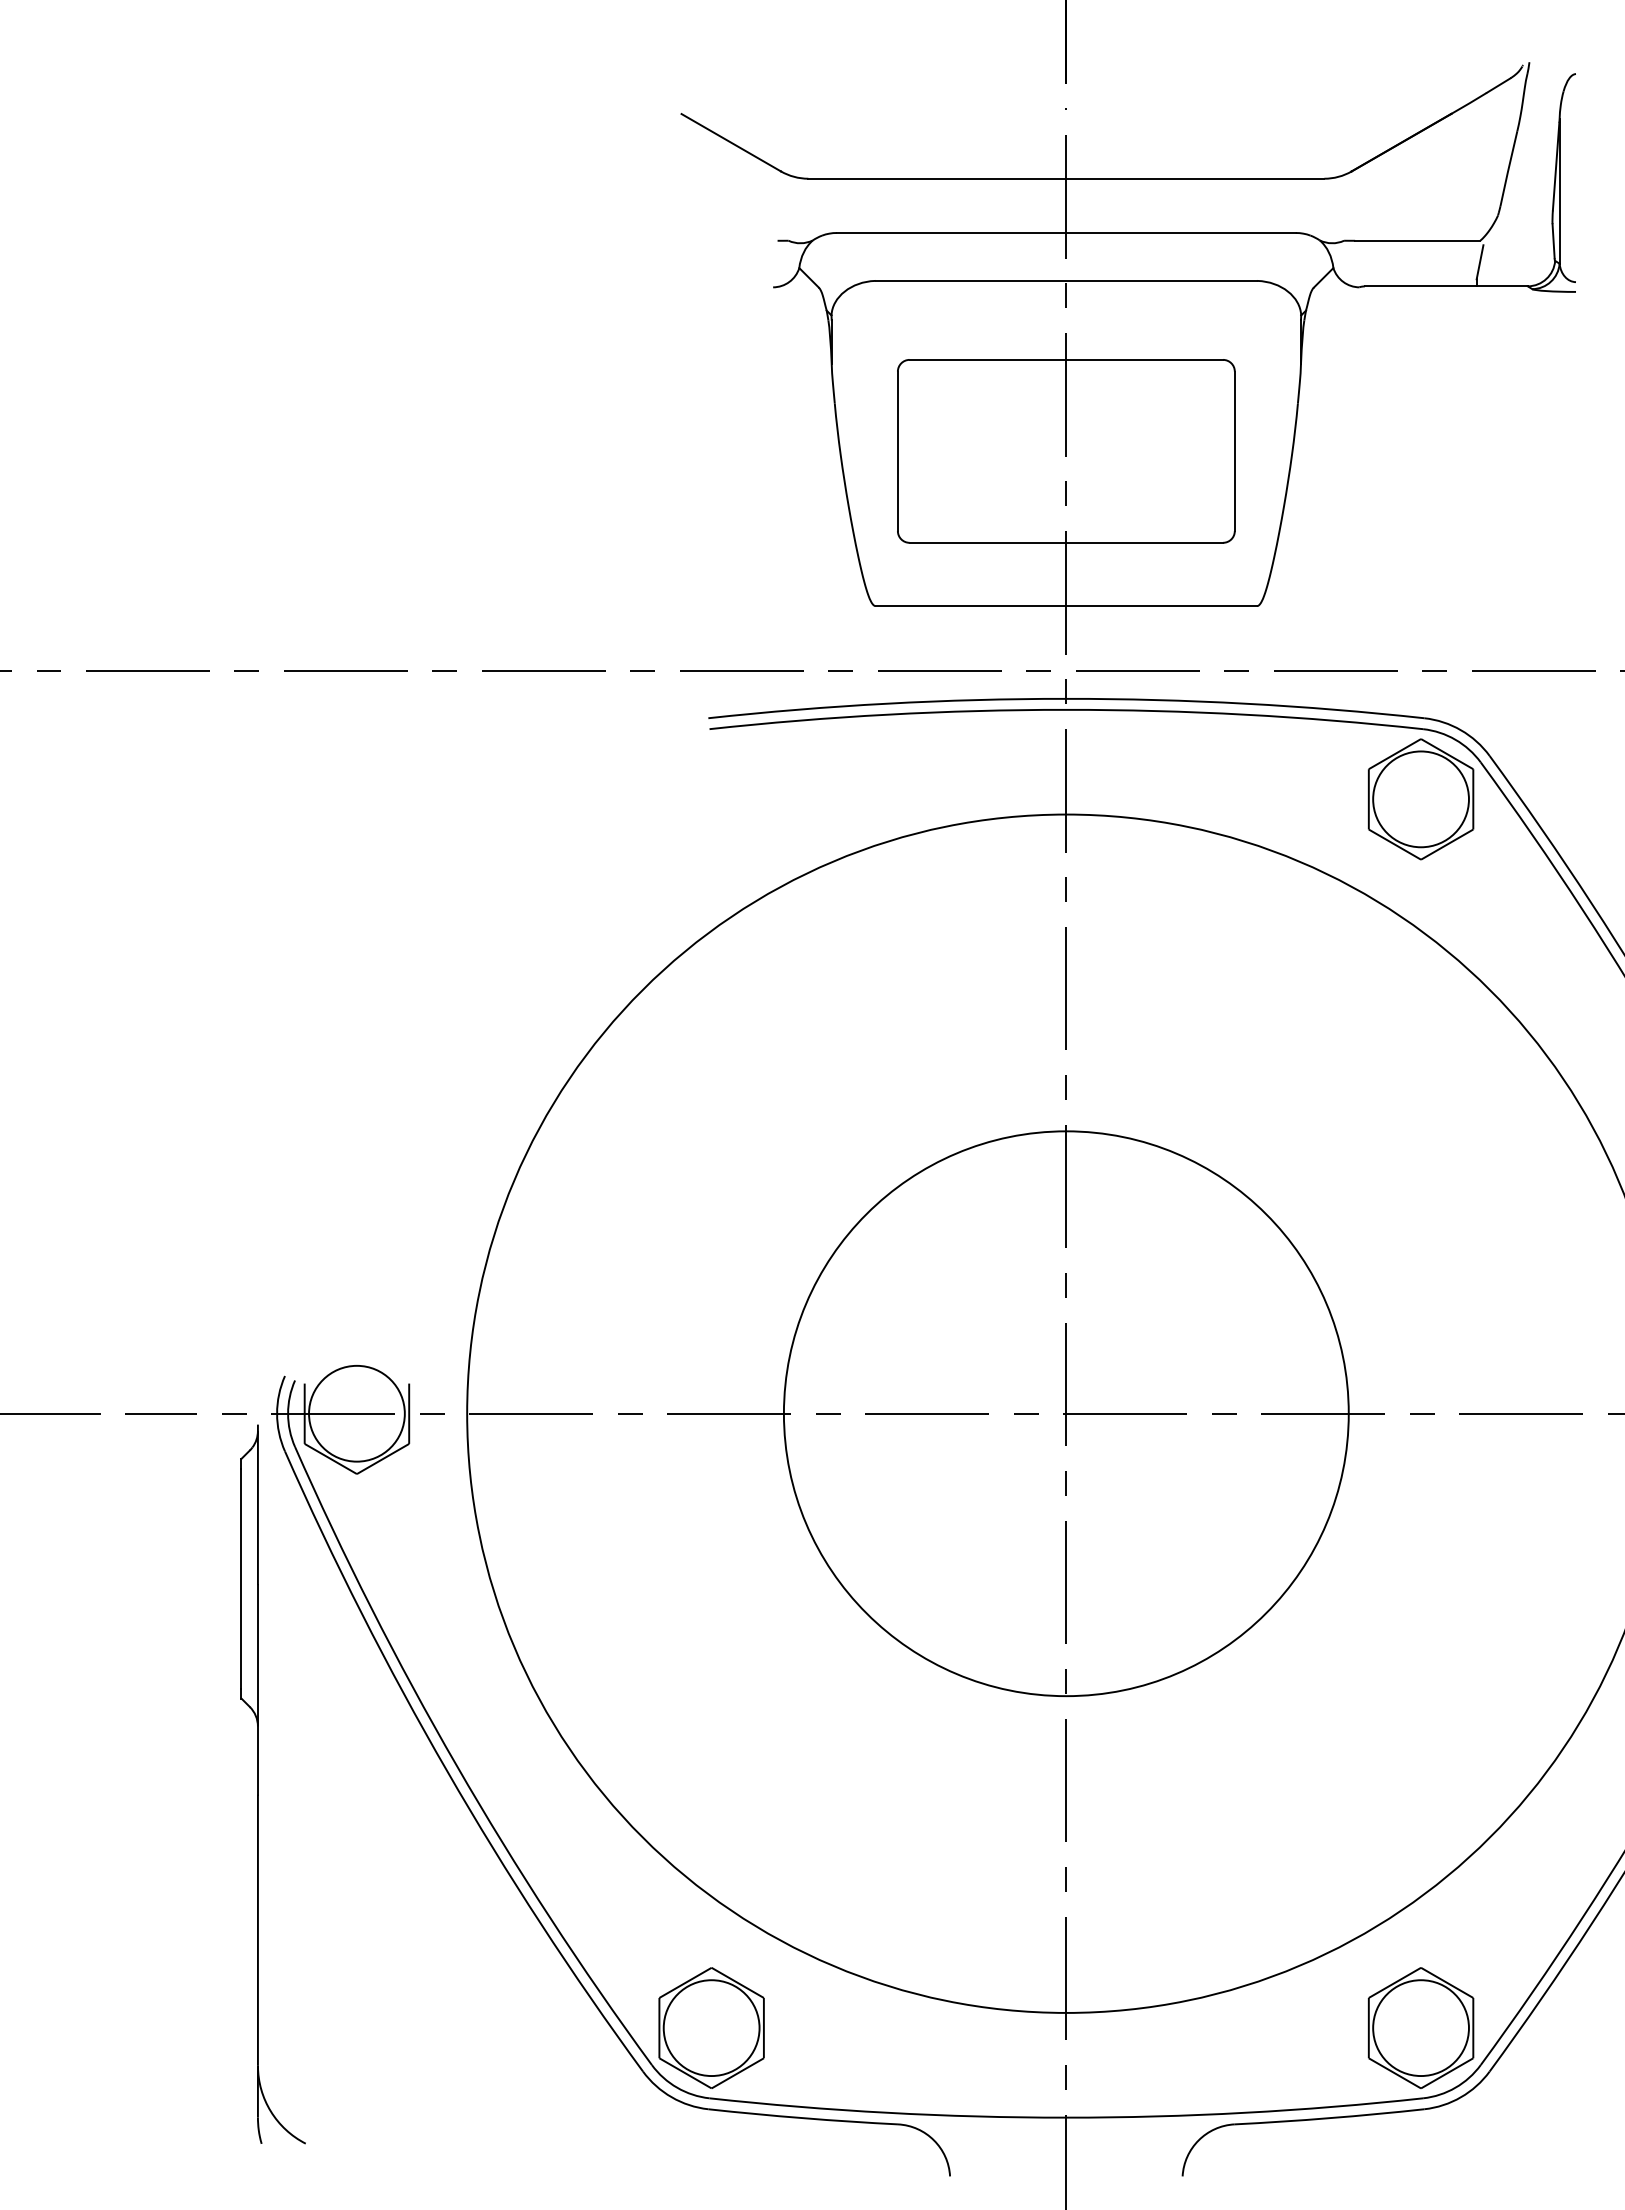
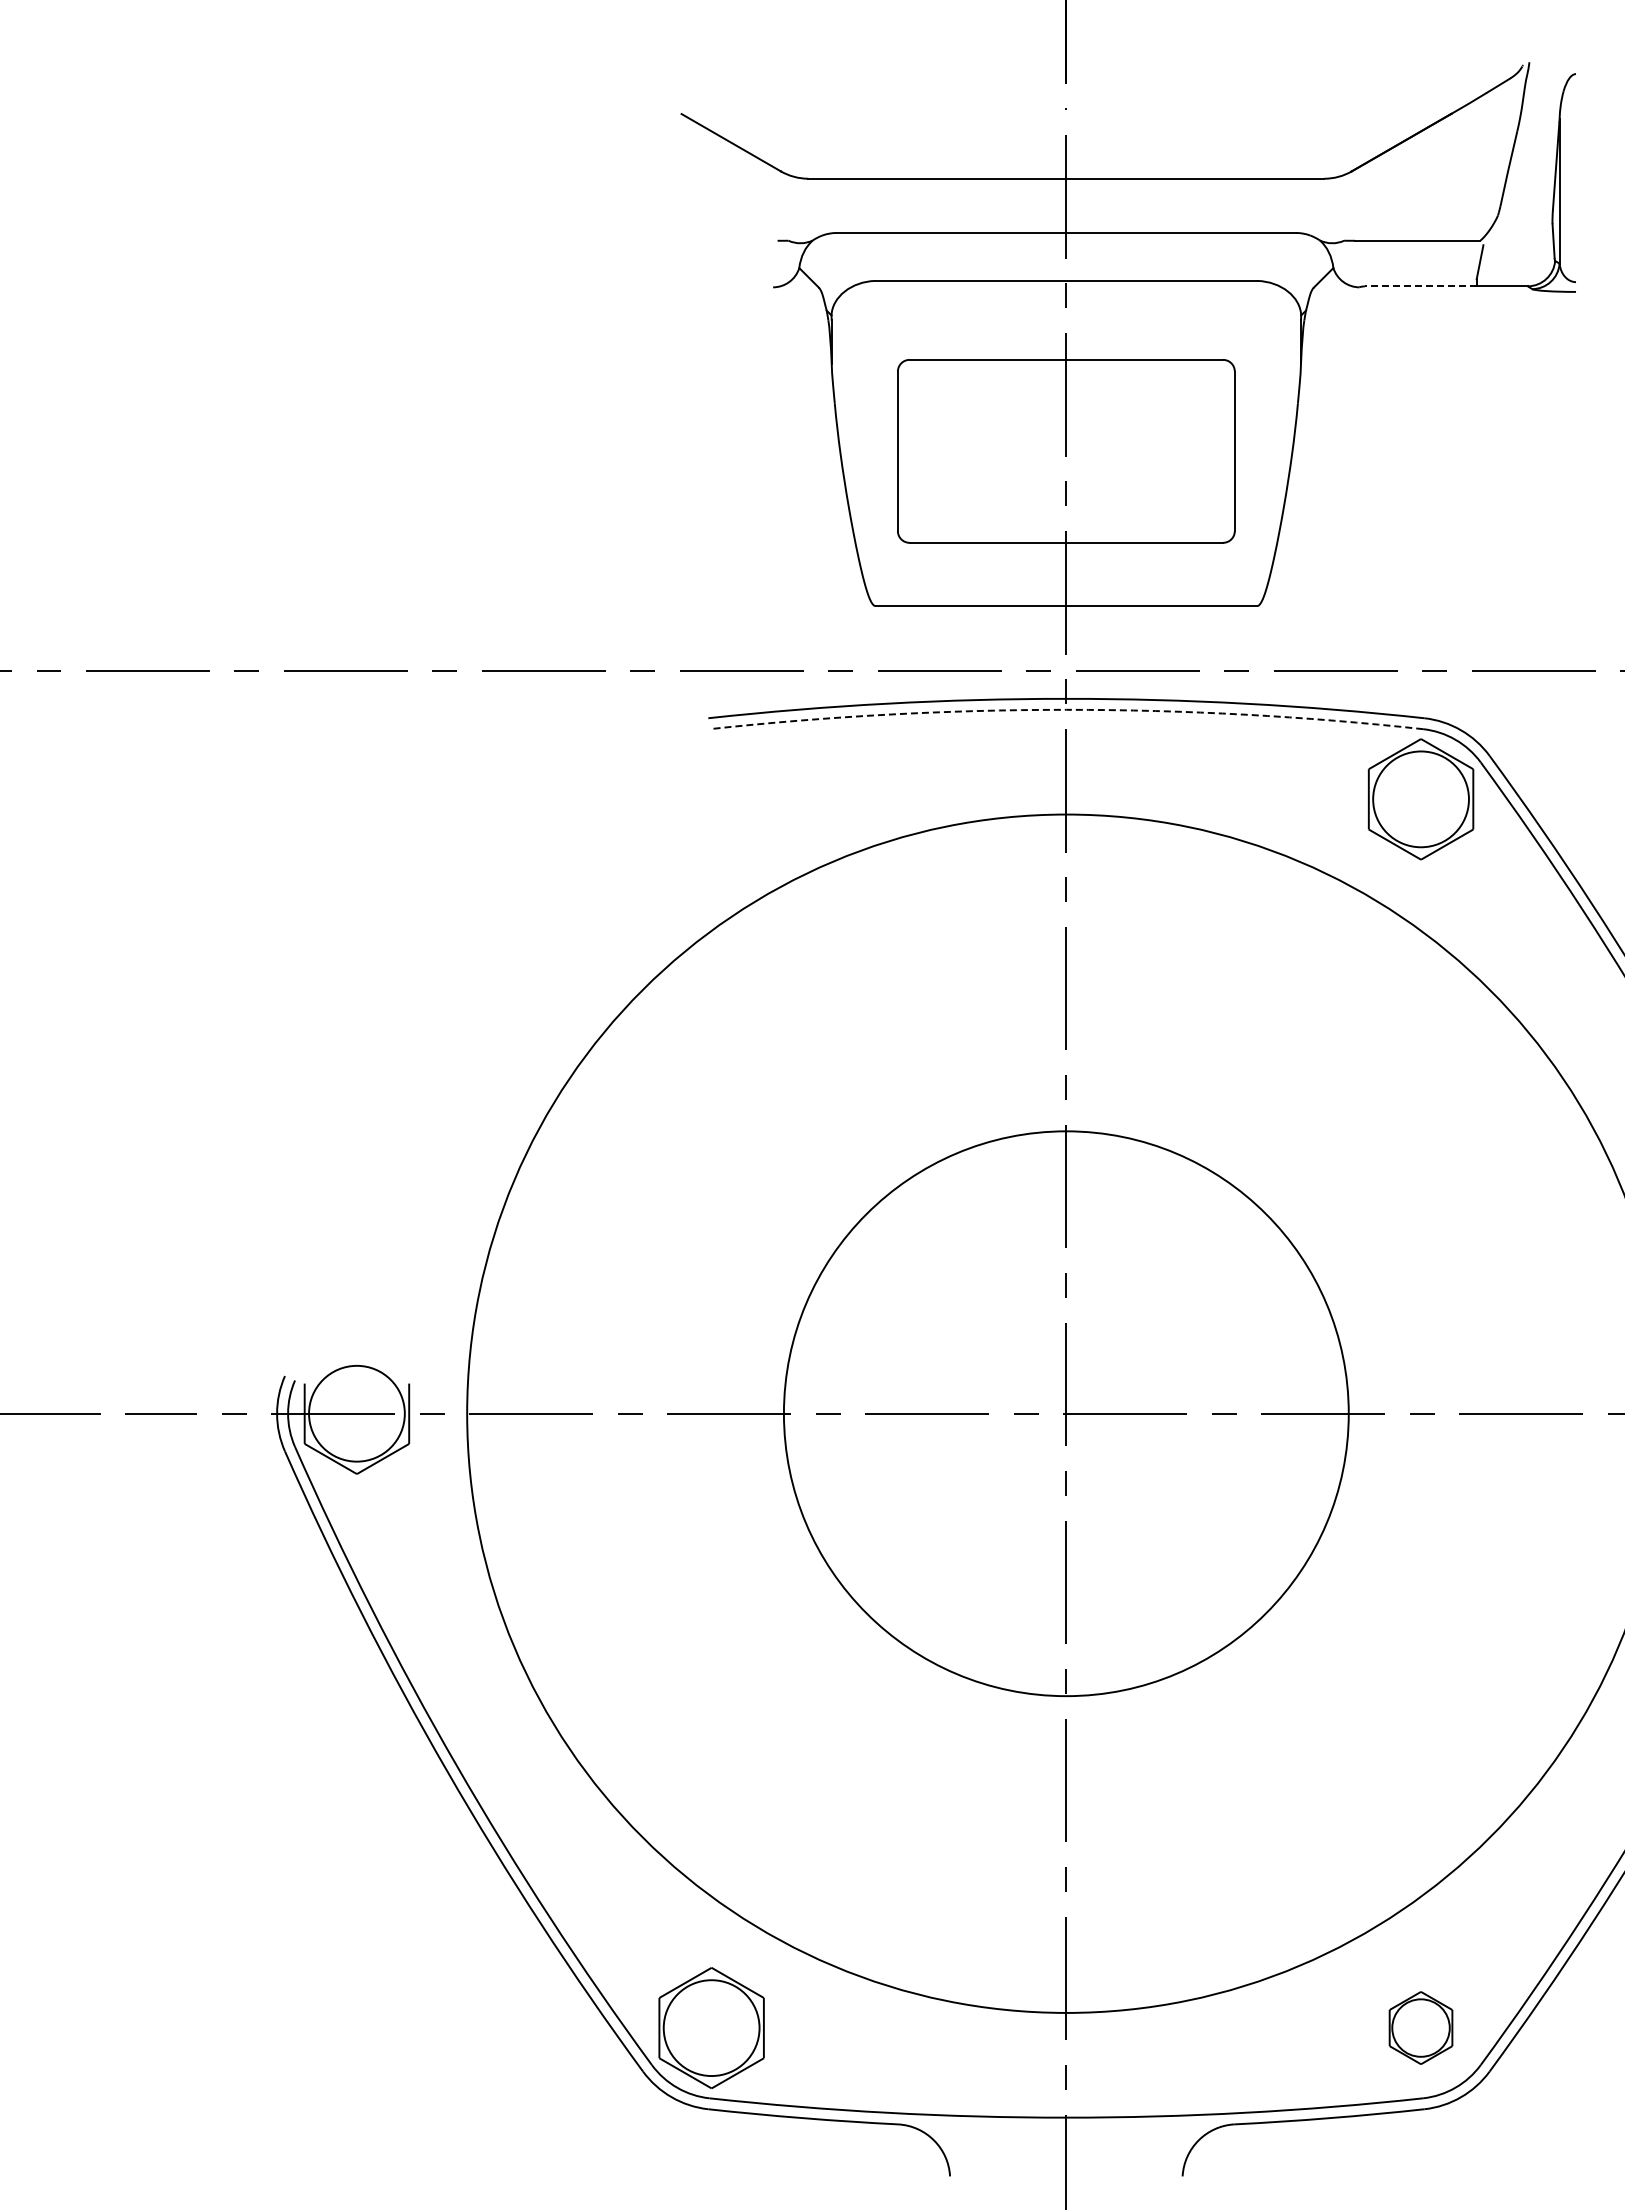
line: solid -> dashed (1420, 286)
arc: solid -> dashed (1066, 709)
part: present -> none (258, 1784)
part size: 108x122 px -> 66x74 px (1420, 2027)
